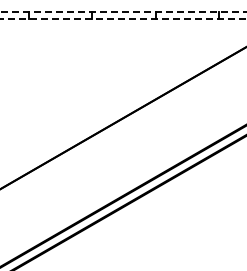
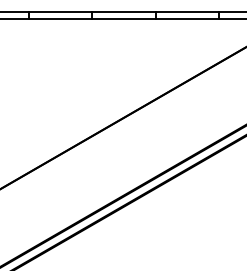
line: dashed -> solid (123, 12)
line: dashed -> solid (123, 18)
